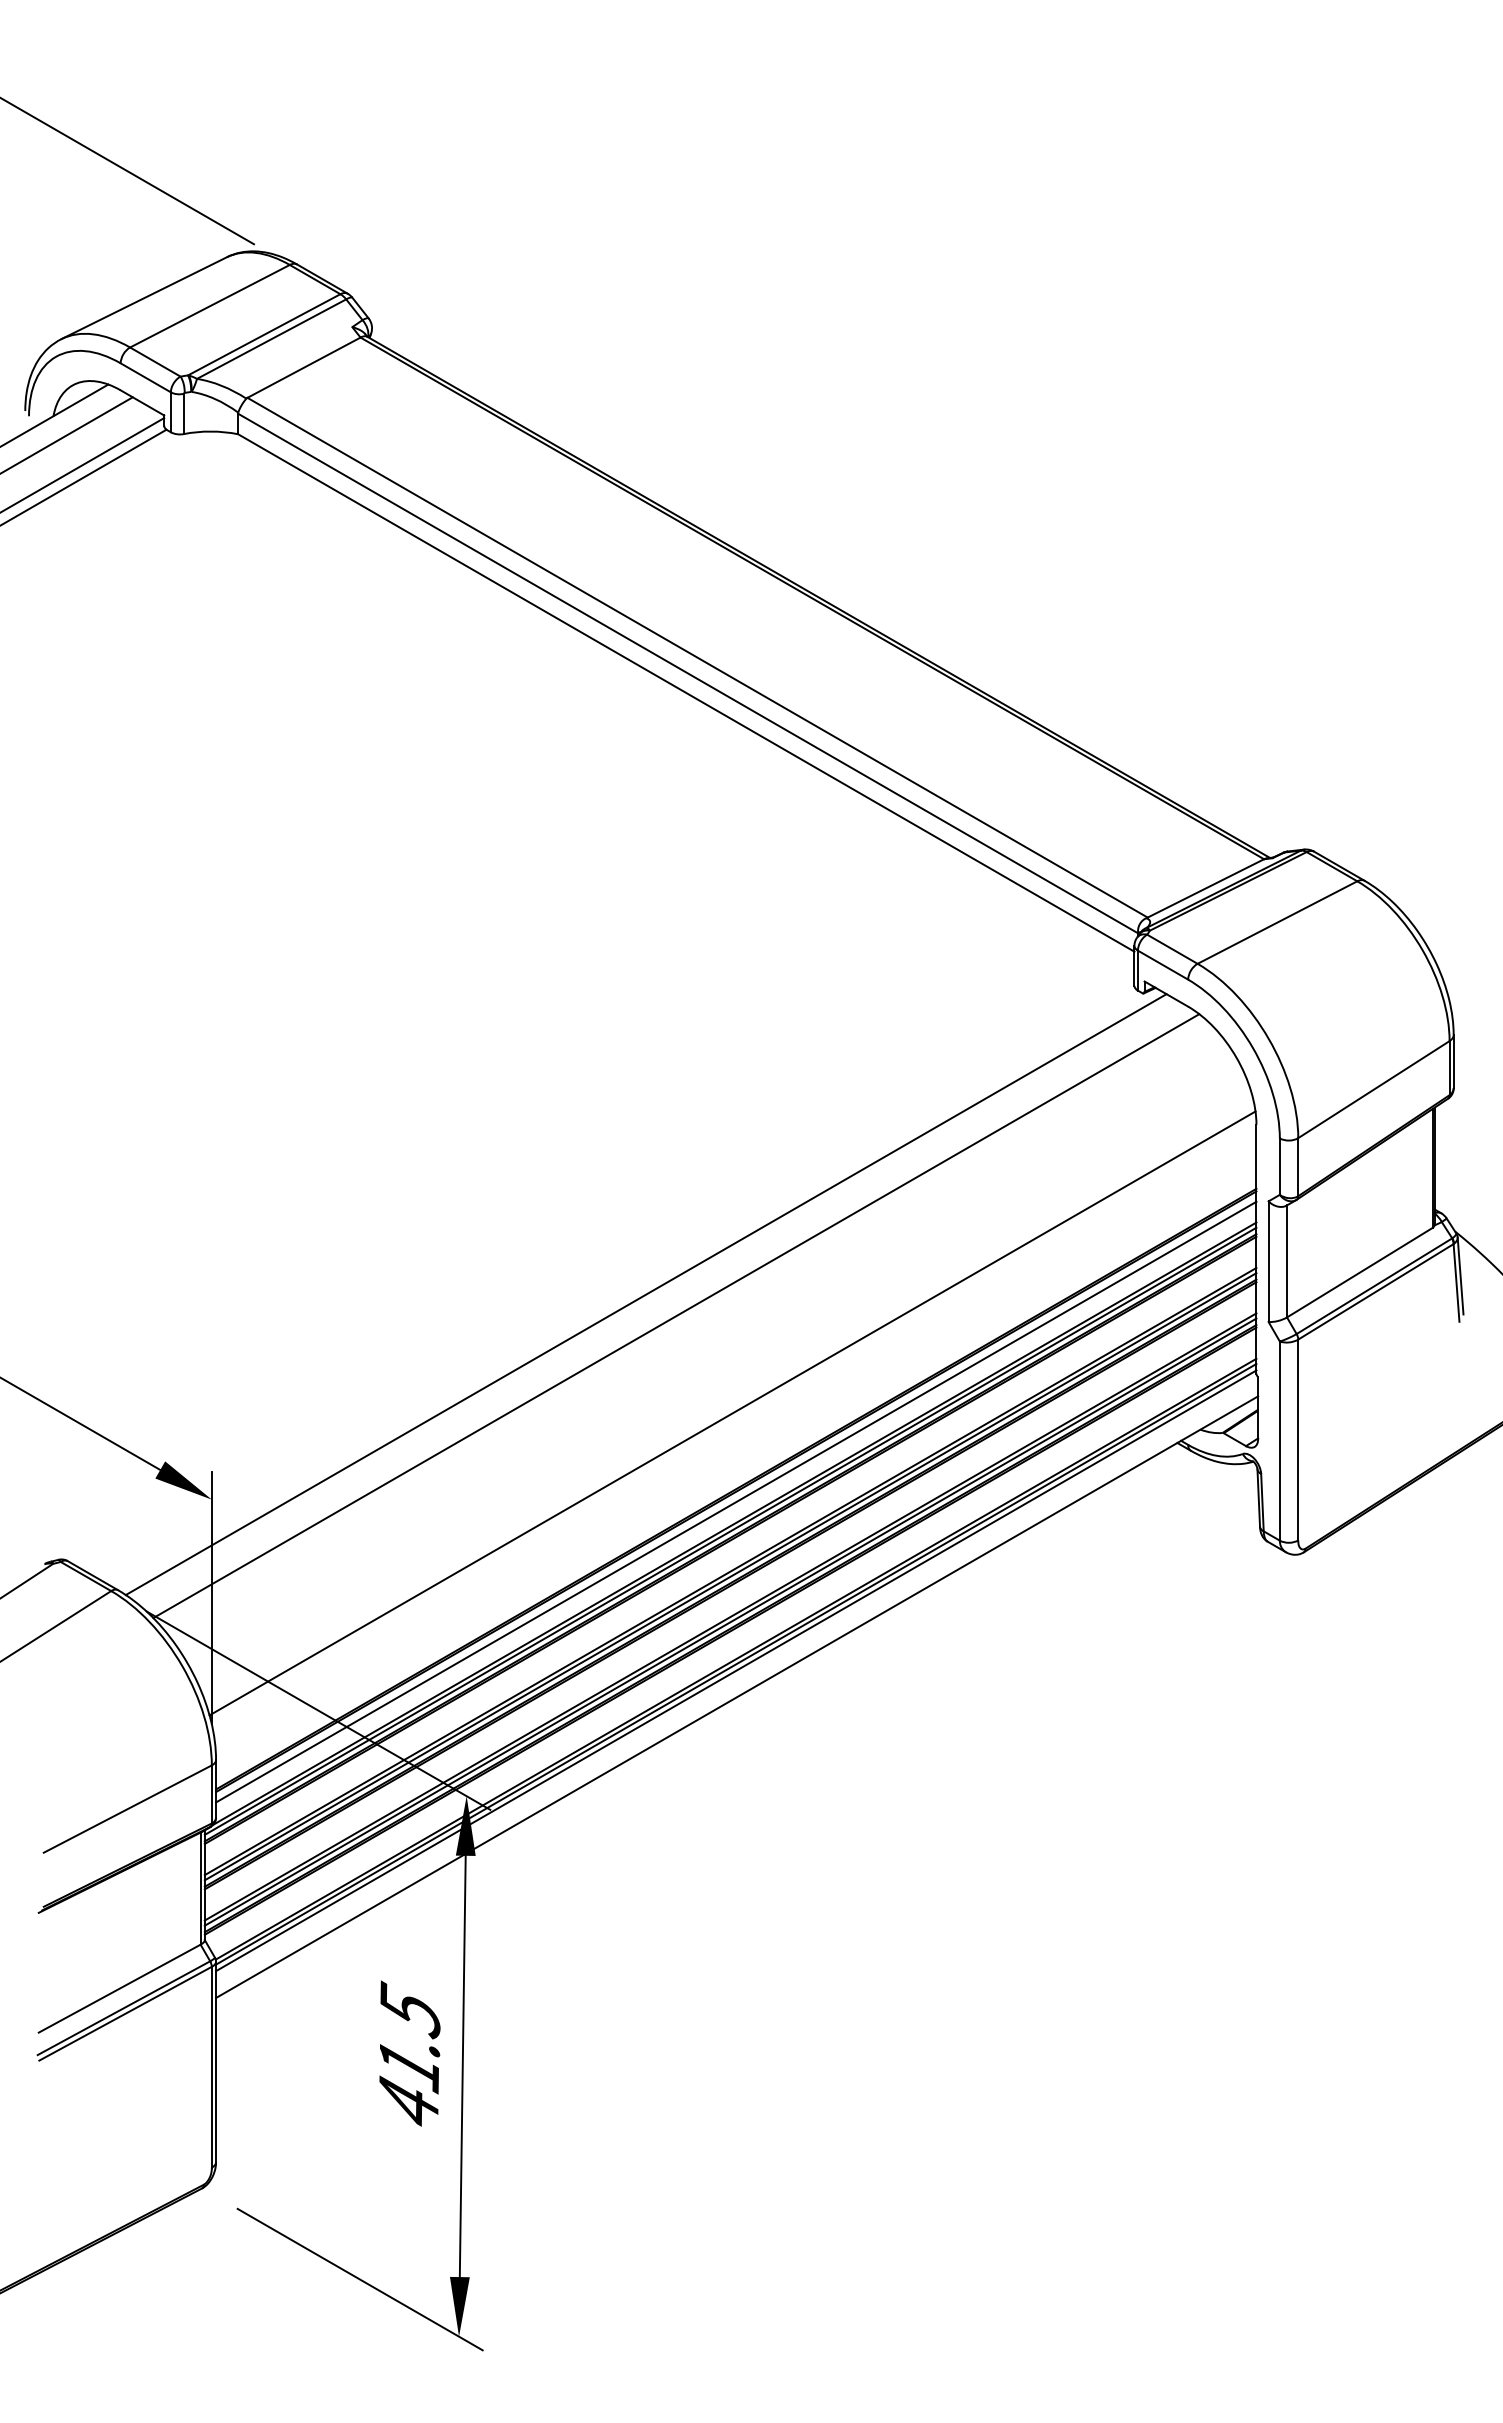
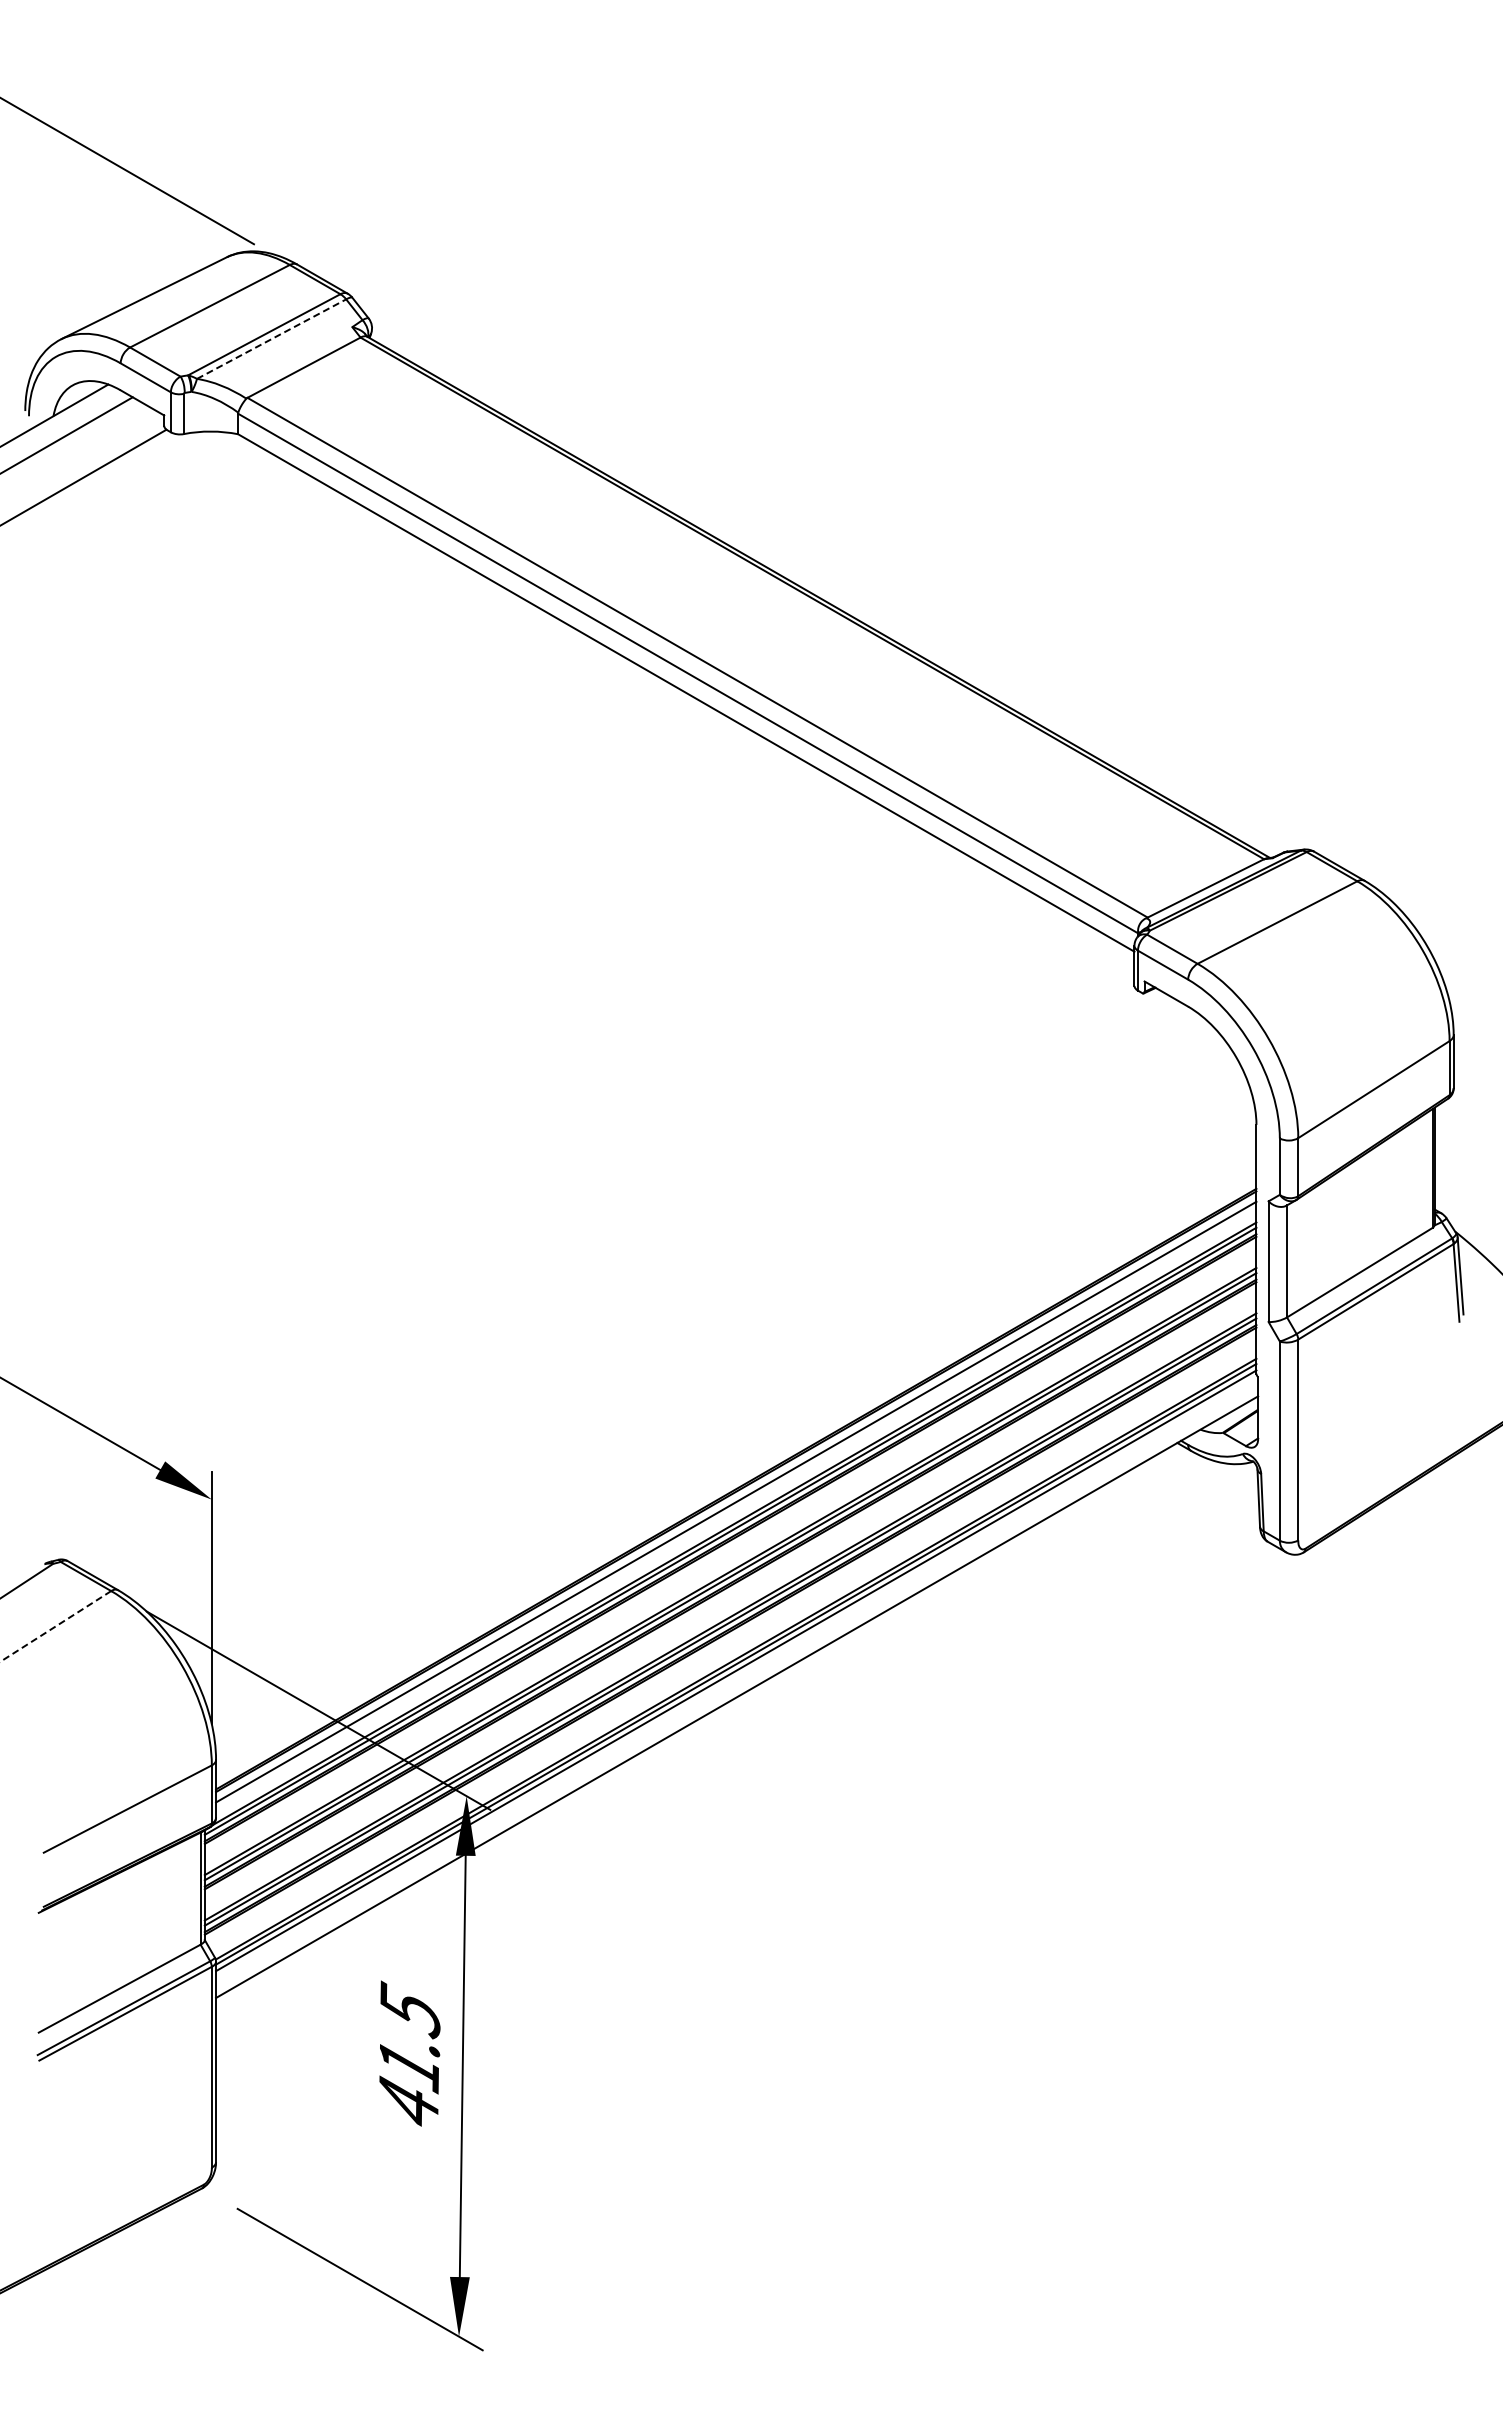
line: solid -> dashed (271, 339)
line: present -> none (83, 464)
line: present -> none (645, 1294)
line: present -> none (676, 1316)
line: present -> none (732, 1413)
line: solid -> dashed (55, 1626)
